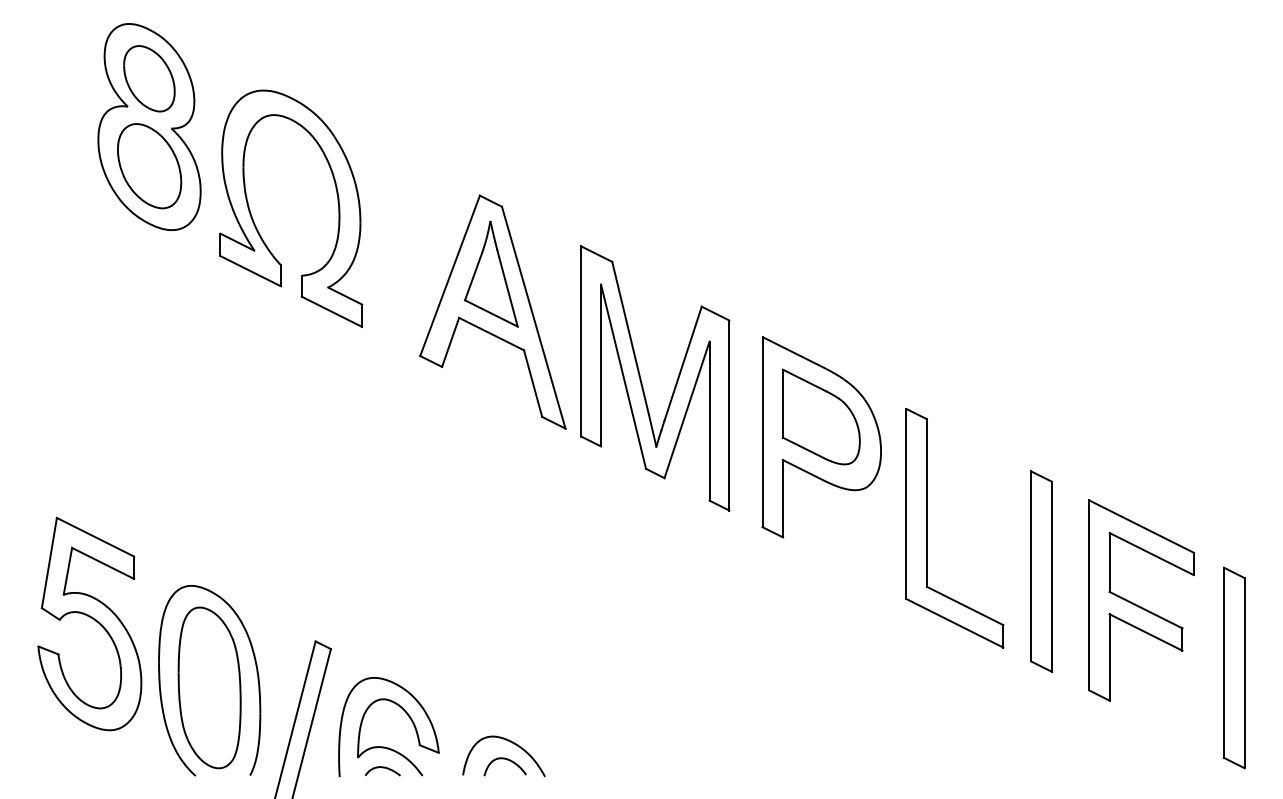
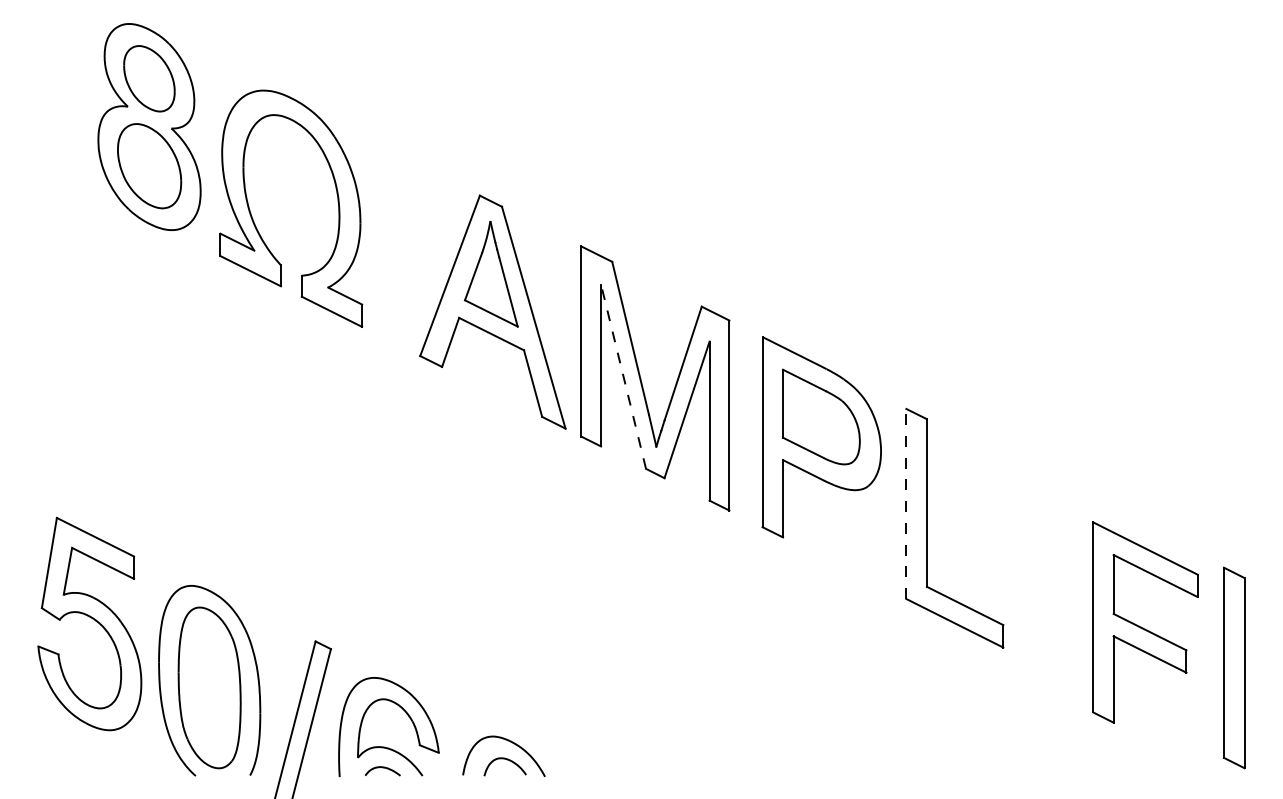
line: solid -> dashed (623, 376)
line: solid -> dashed (906, 503)
part: present -> none (1041, 571)
part position: (1141, 600) -> (1145, 622) (1145, 622)
